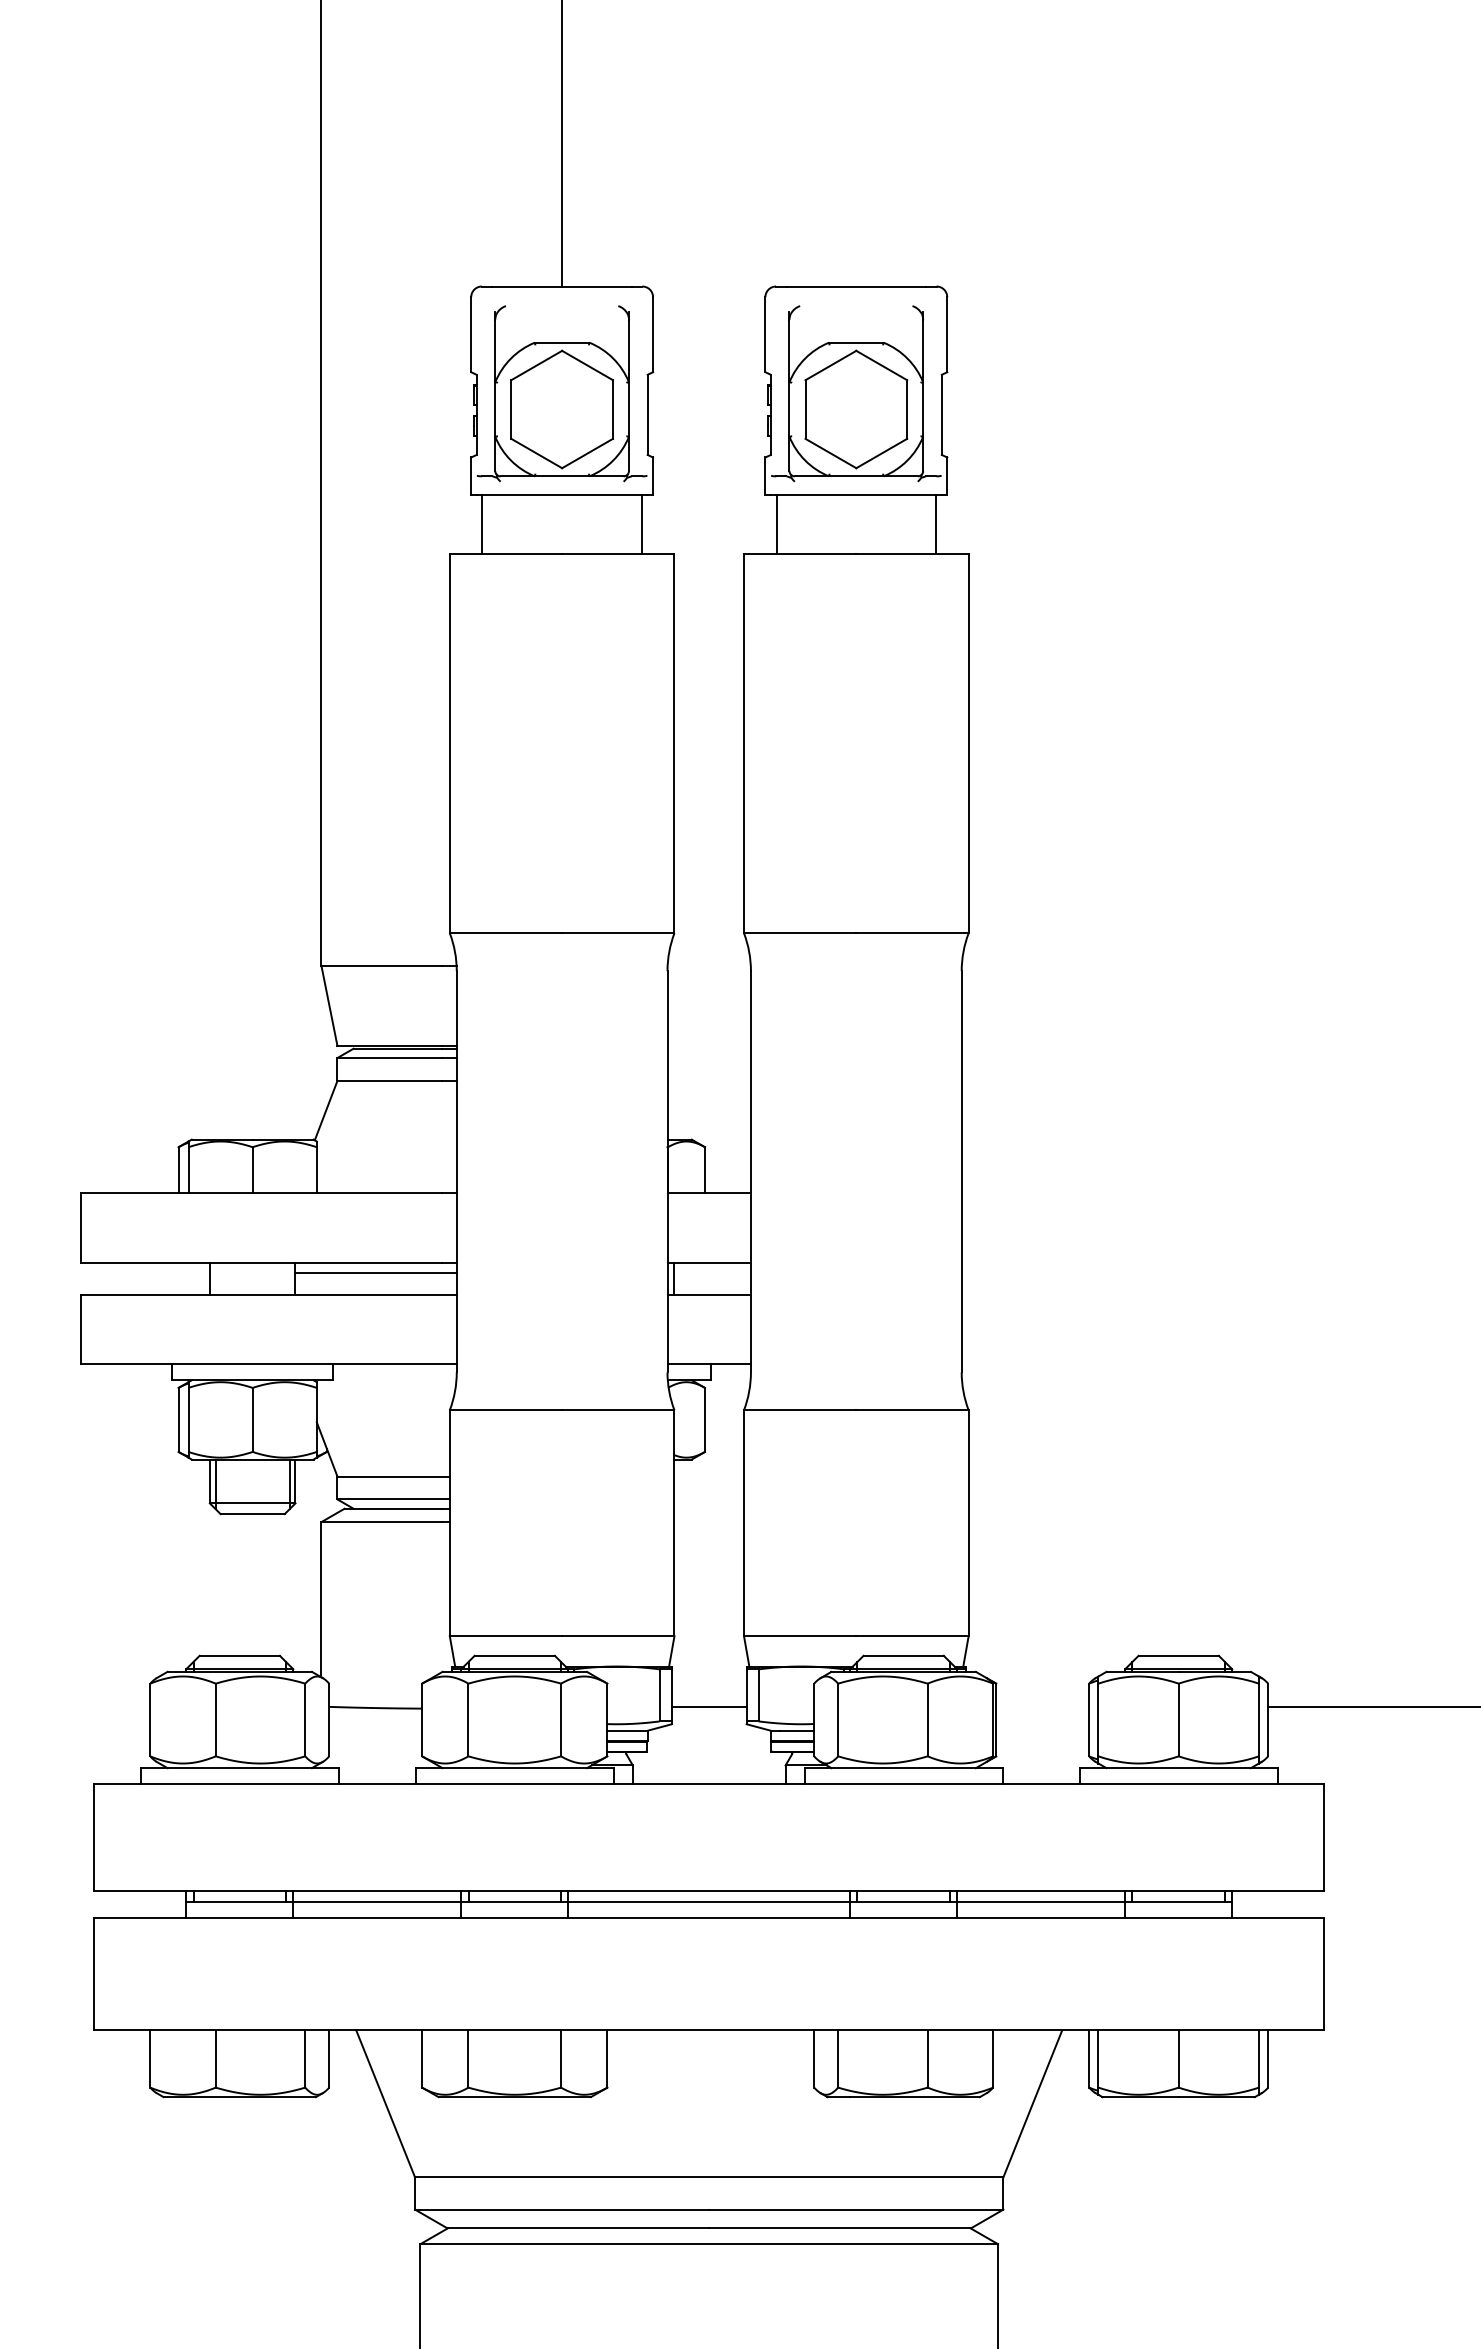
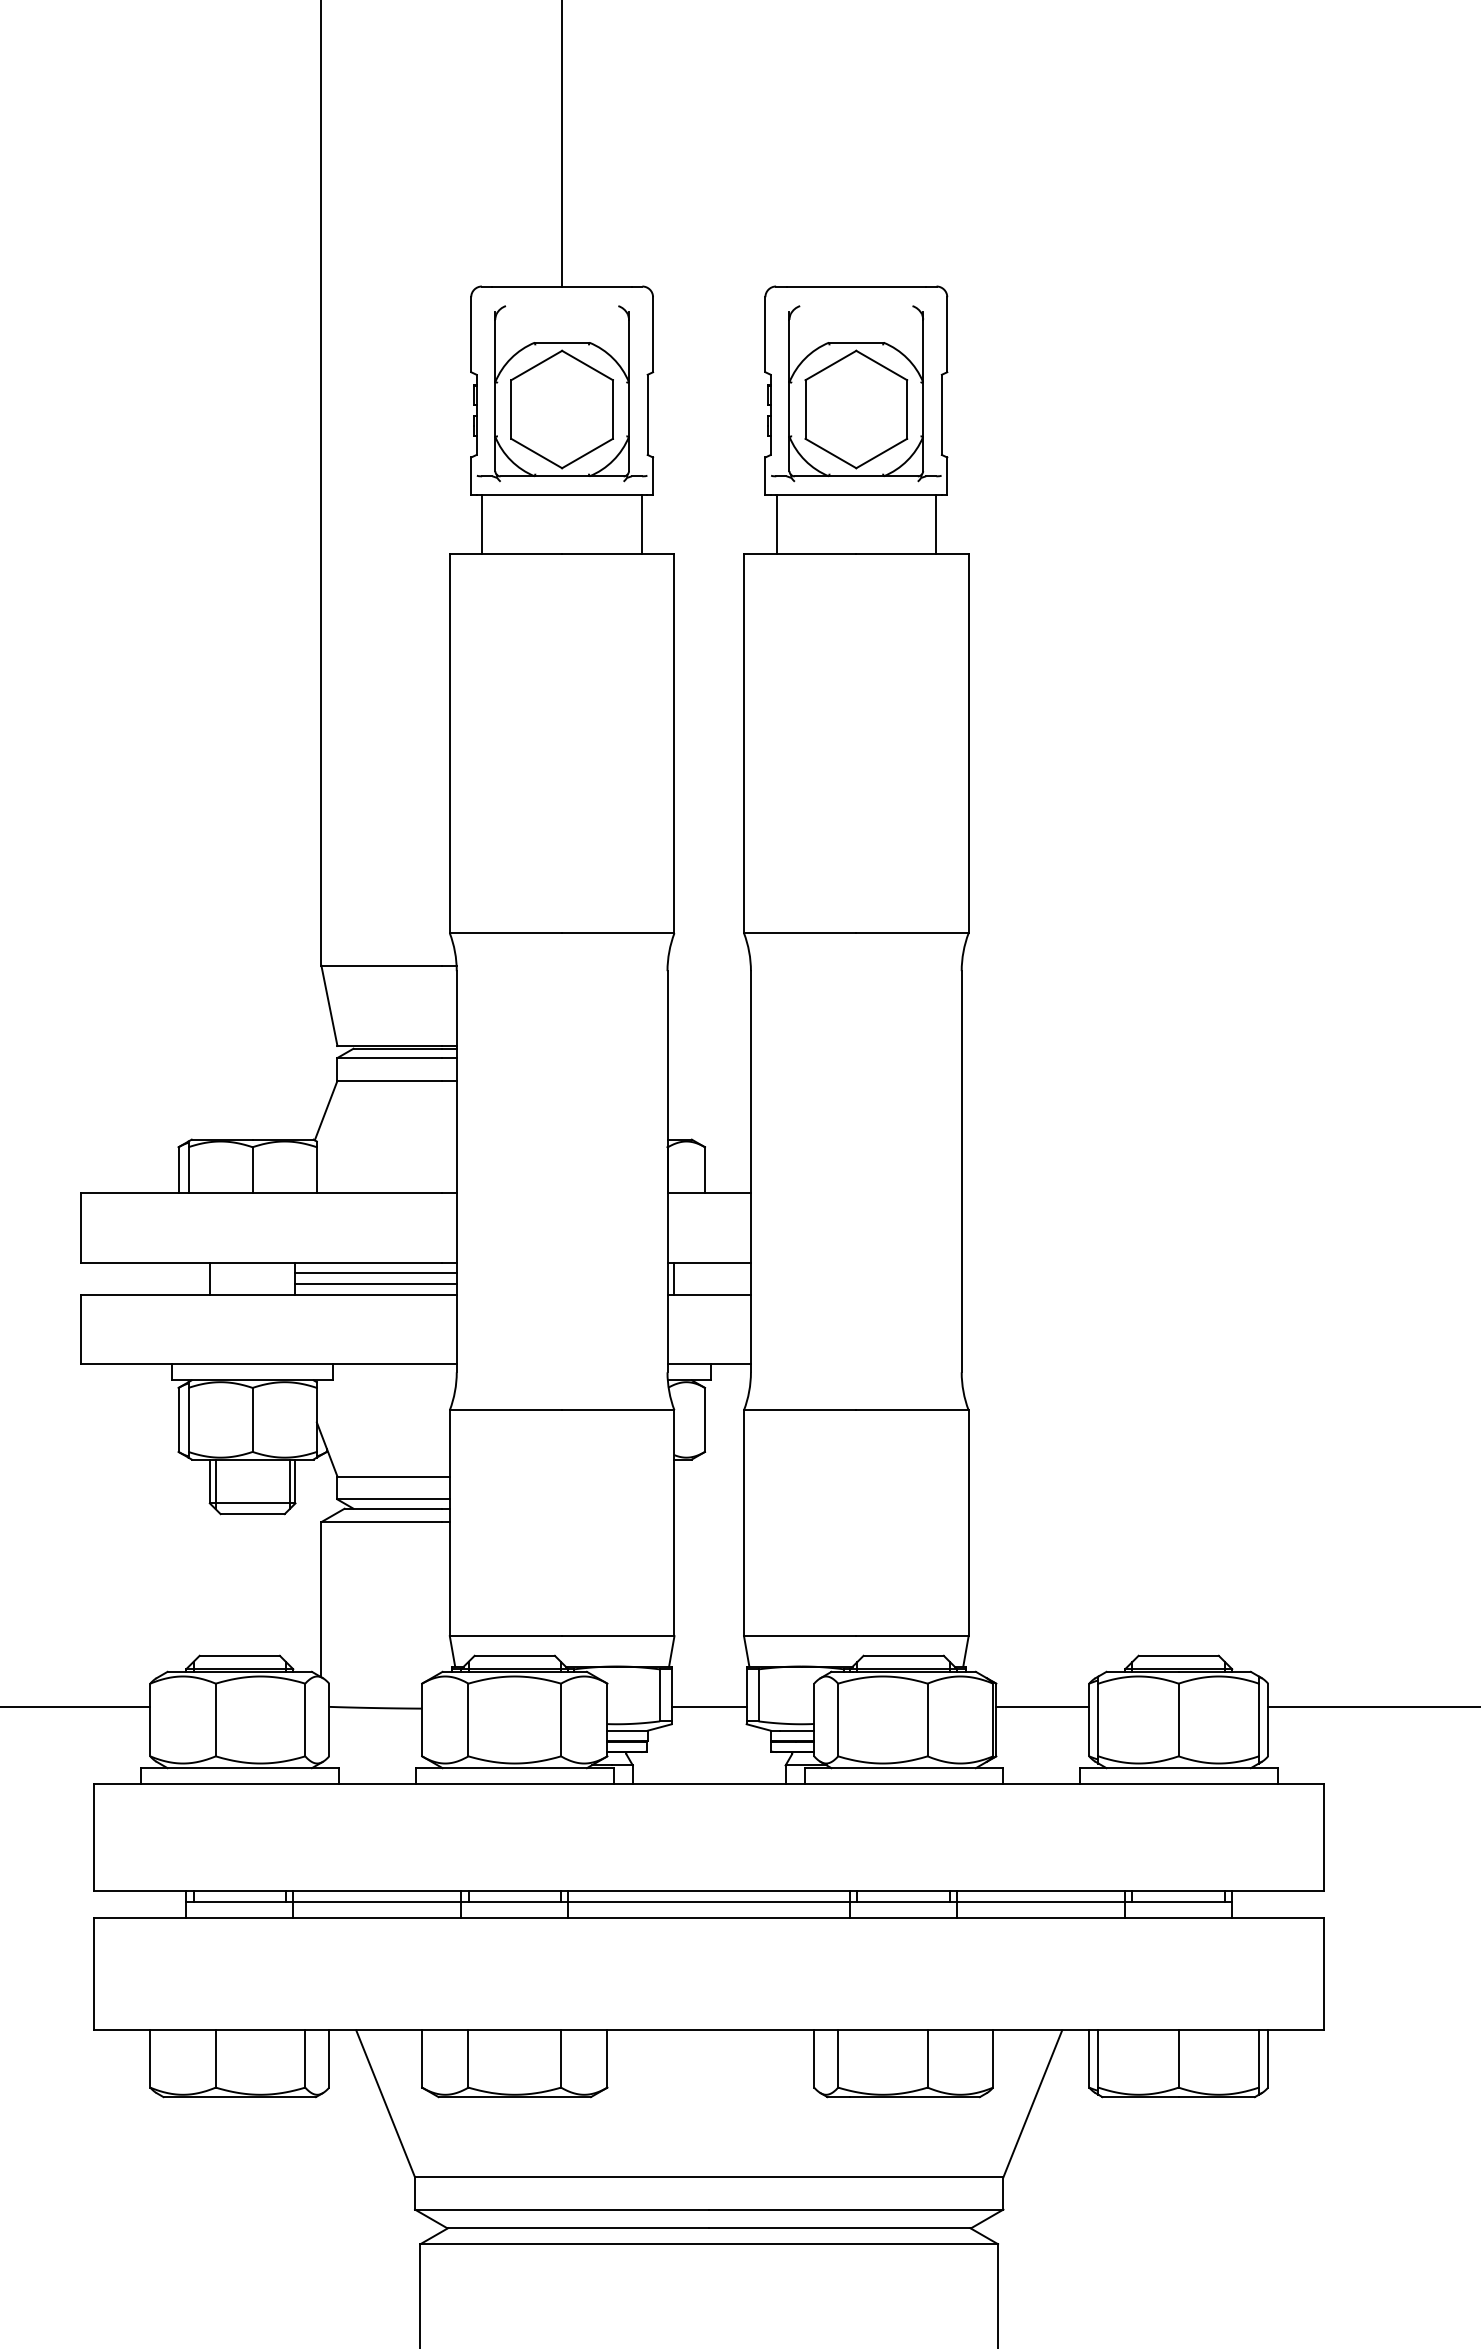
line: none -> present (375, 1284)
line: none -> present (76, 1706)
line: none -> present (1042, 1706)
